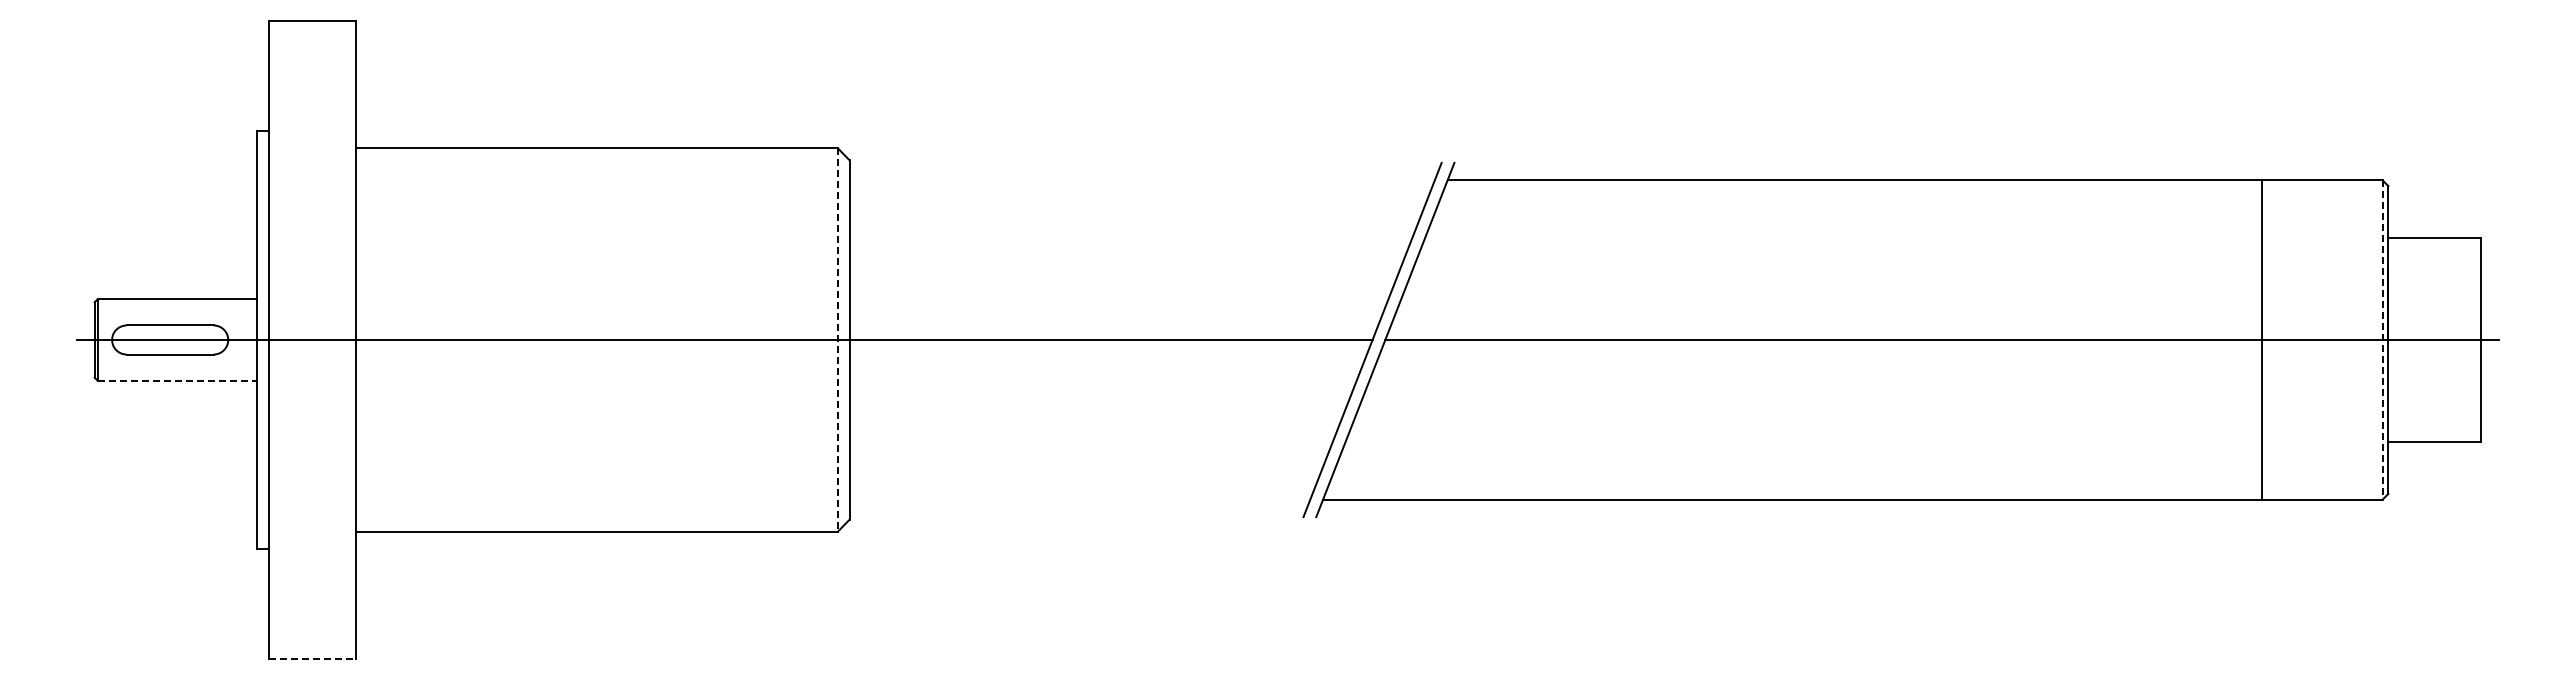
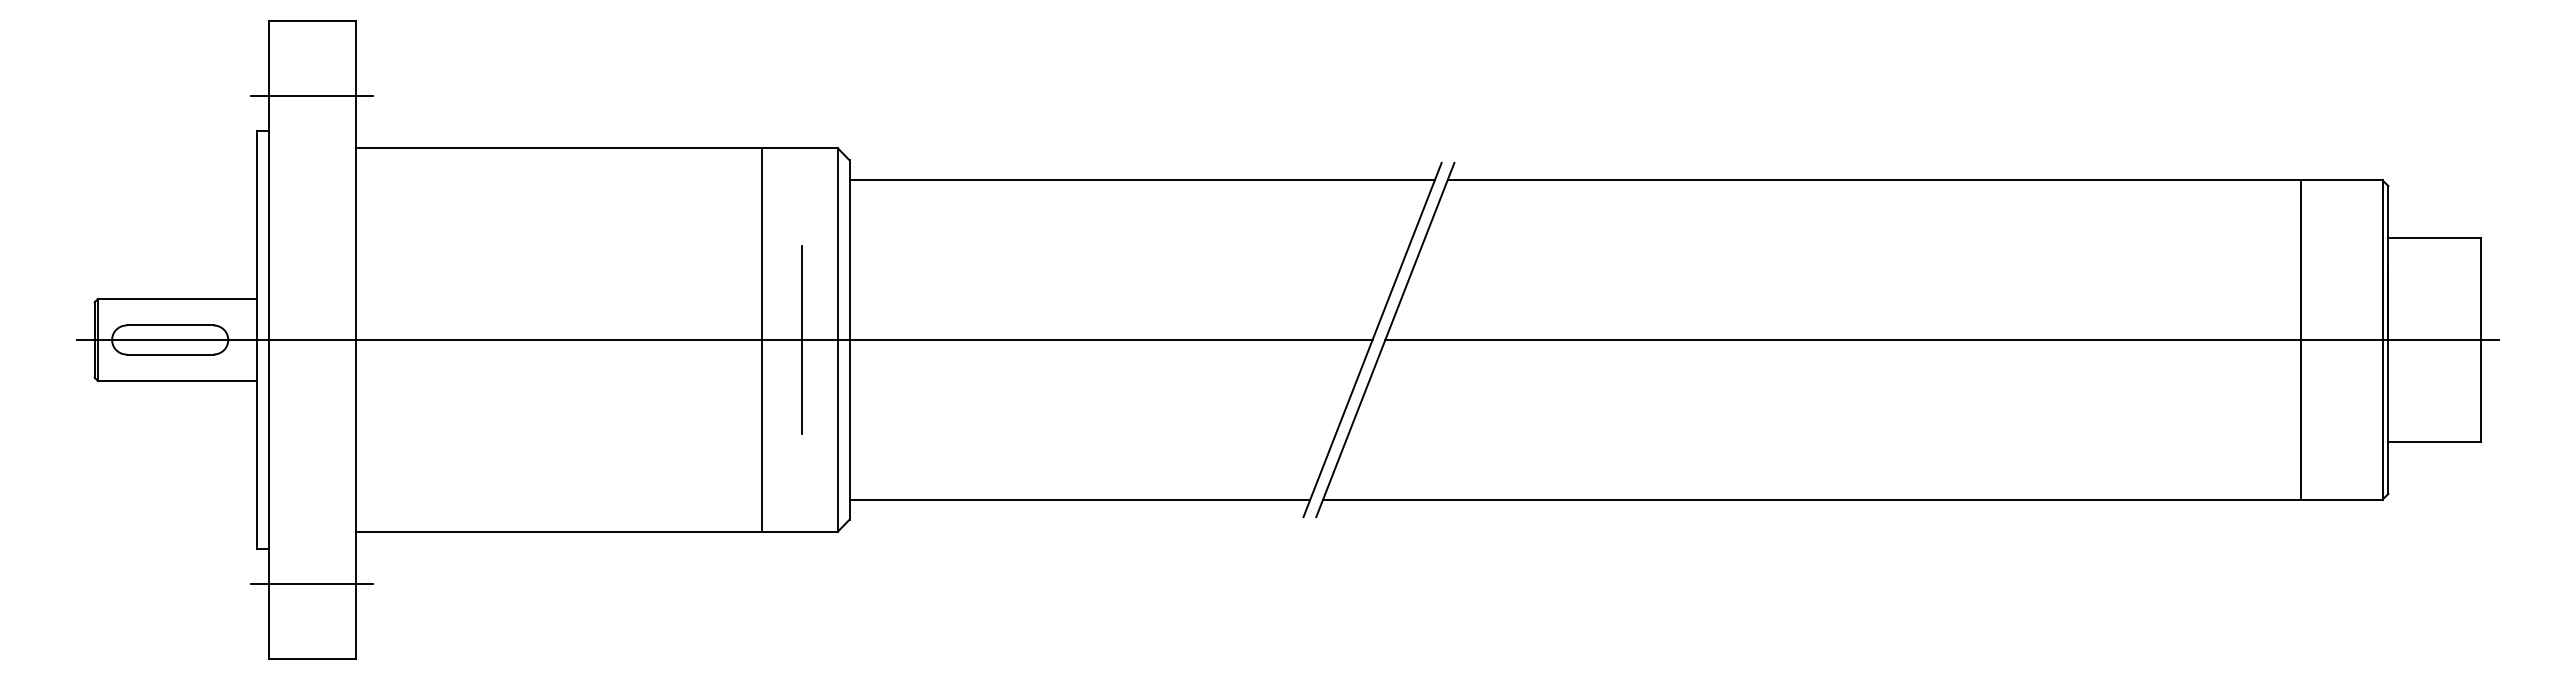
line: none -> present (312, 96)
line: none -> present (1141, 180)
line: none -> present (762, 339)
line: none -> present (801, 339)
line position: (2262, 339) -> (2301, 339) (2301, 339)
line: dashed -> solid (837, 340)
line: dashed -> solid (2382, 340)
line: dashed -> solid (177, 380)
line: none -> present (1079, 499)
line: none -> present (312, 583)
line: dashed -> solid (312, 659)
